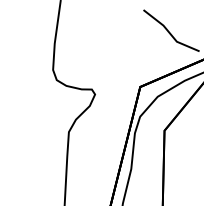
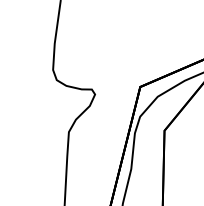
line: present -> none (169, 31)
